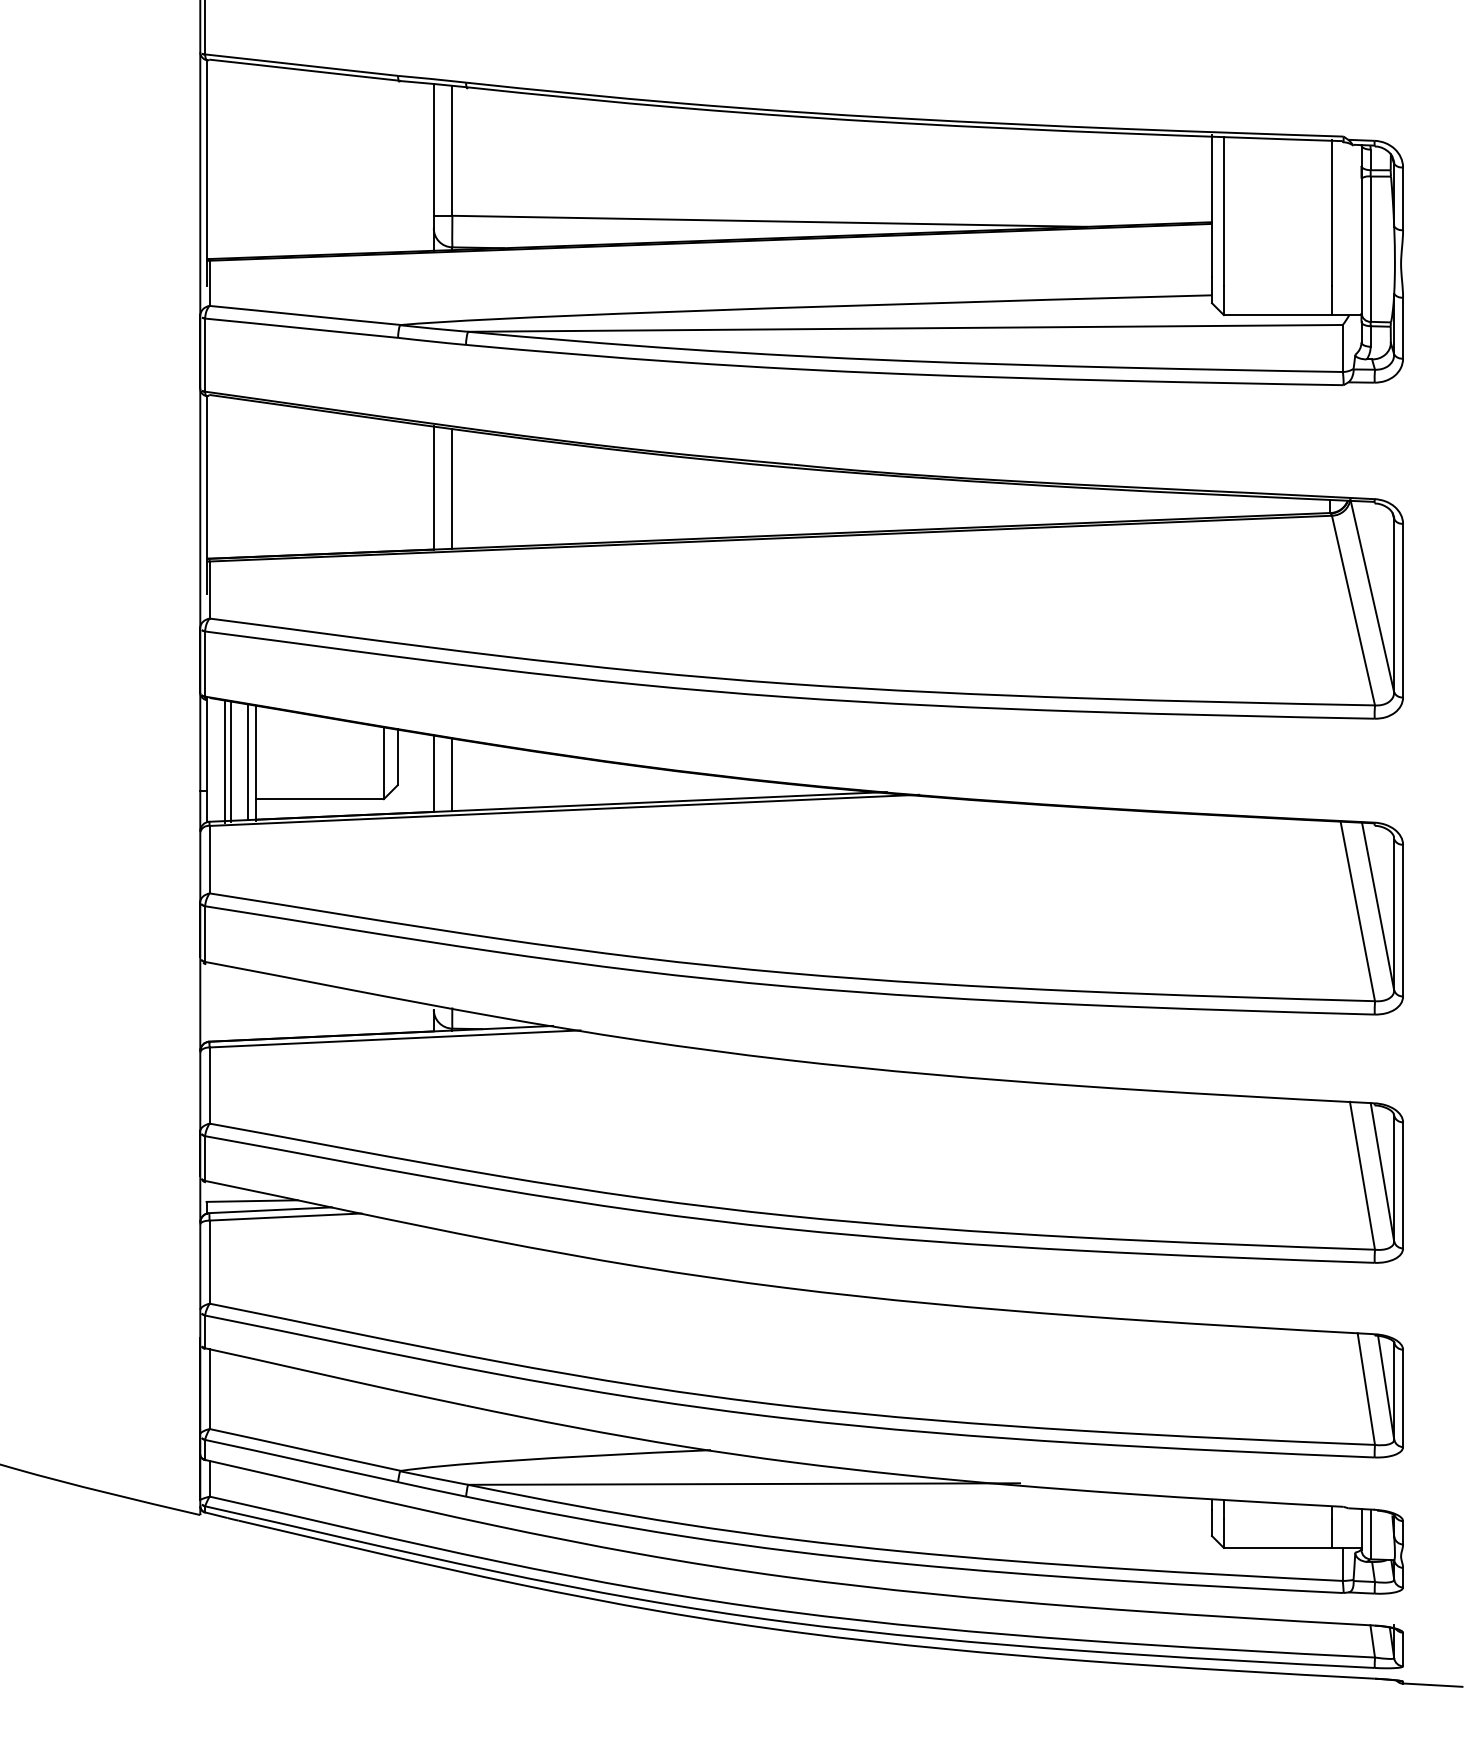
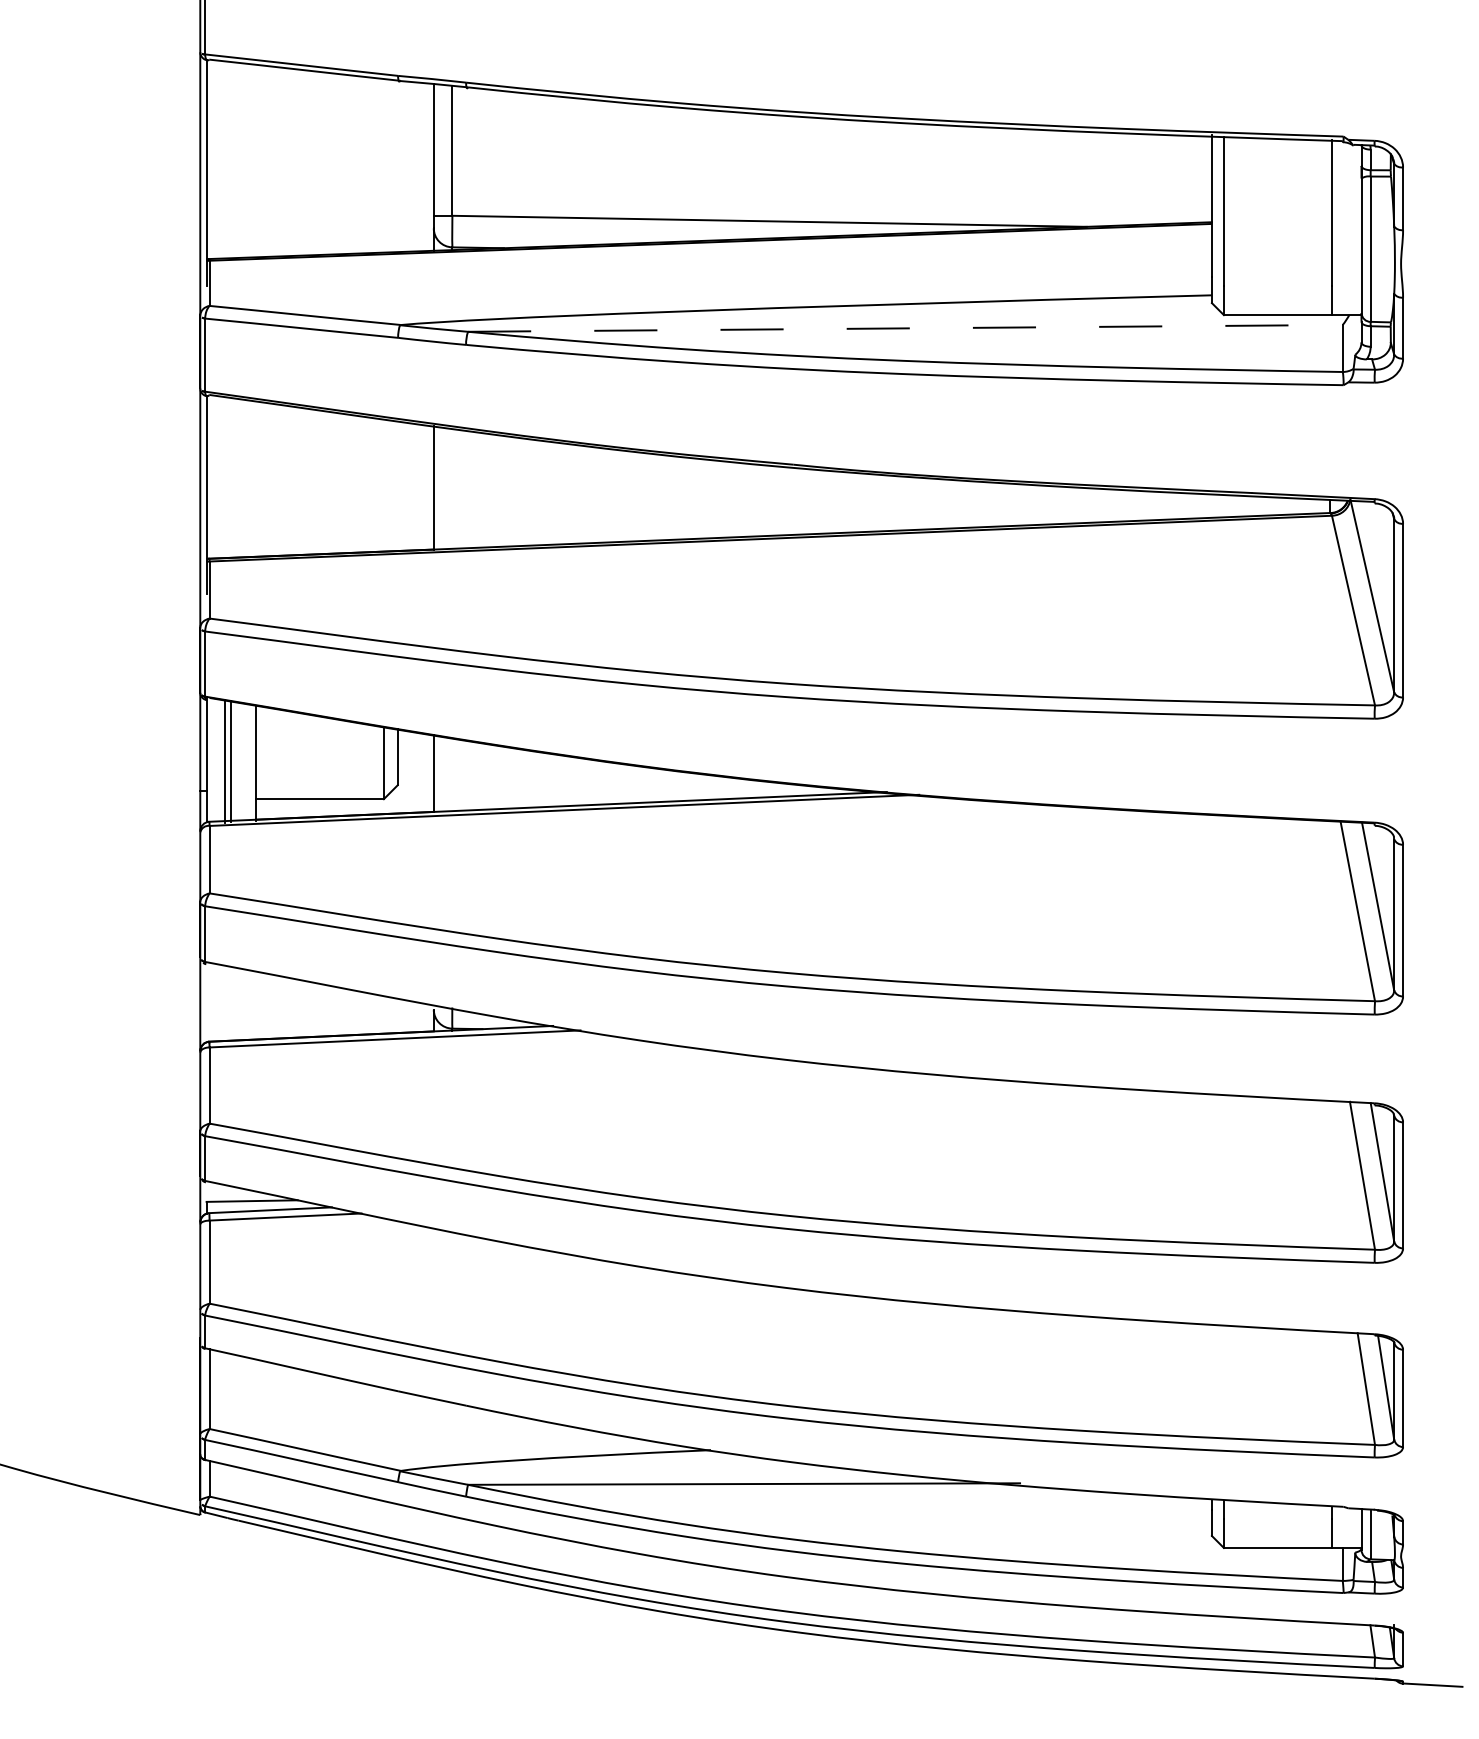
line: solid -> dashed (905, 328)
line: present -> none (452, 488)
line: present -> none (248, 762)
line: present -> none (452, 774)
